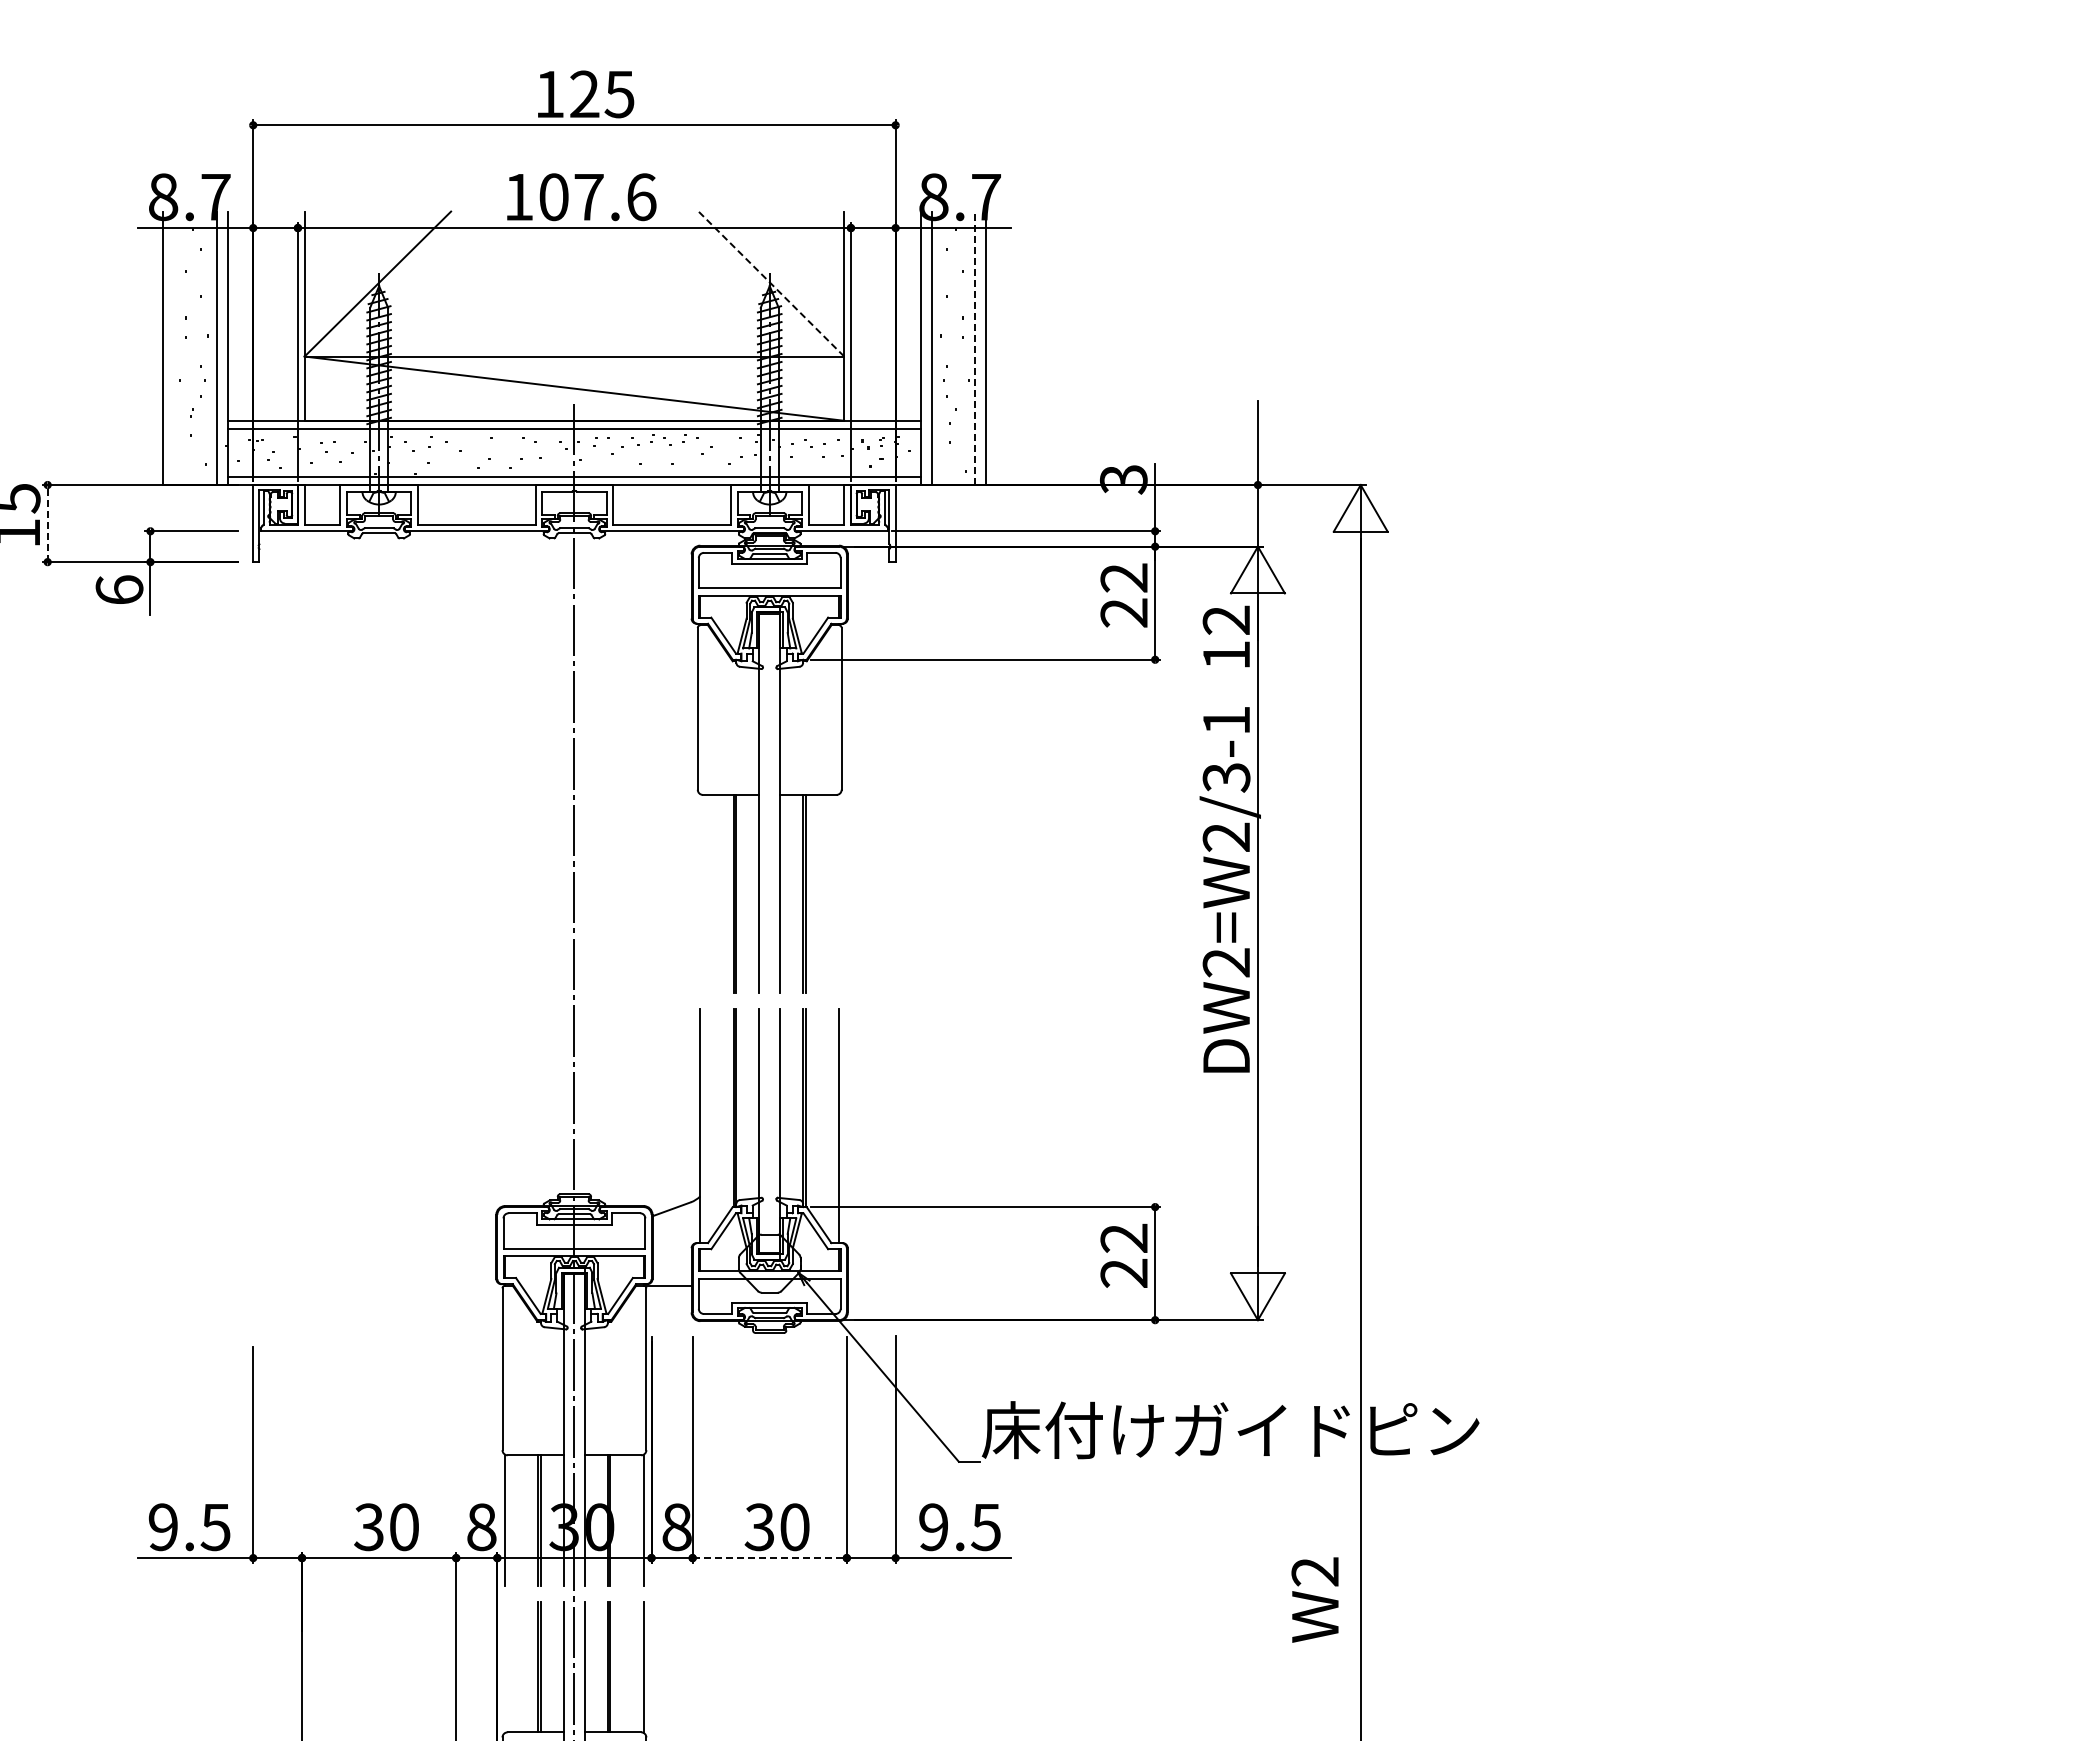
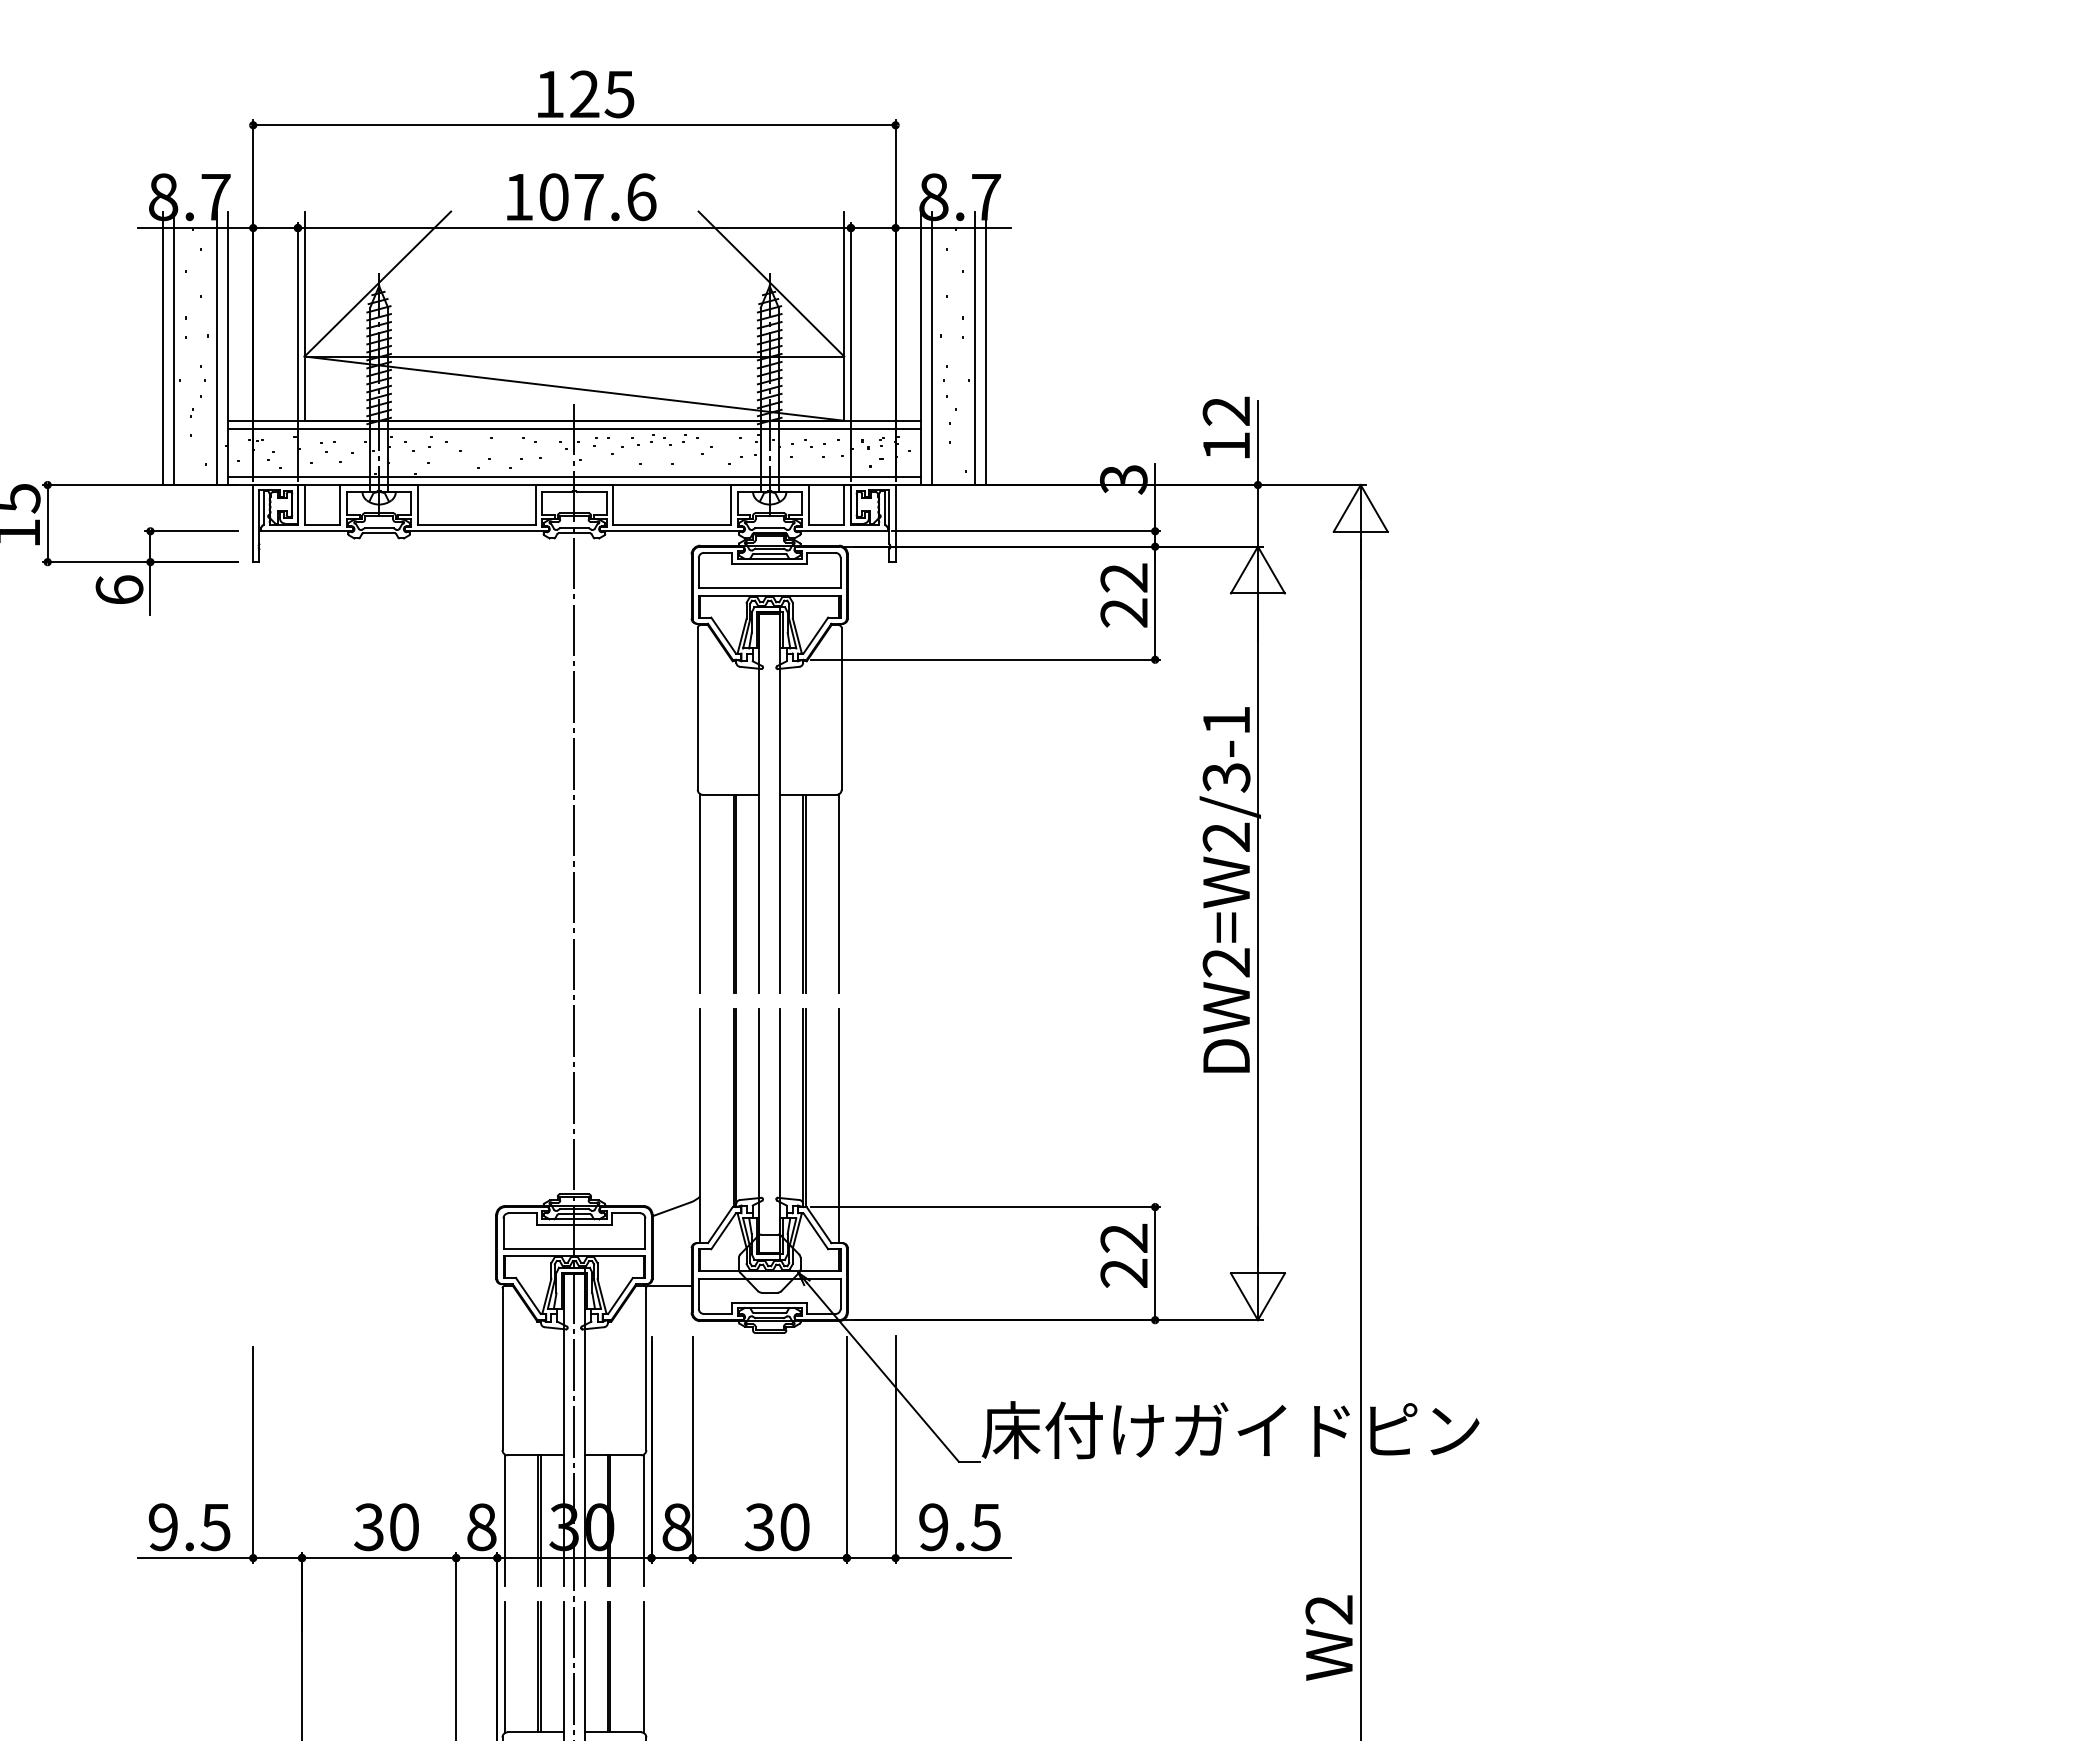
line: dashed -> solid (771, 284)
line: none -> present (173, 348)
line: dashed -> solid (975, 348)
line: dashed -> solid (47, 523)
text position: (1225, 636) -> (1225, 427) (1225, 427)
line: none -> present (700, 893)
line: none -> present (839, 893)
line: dashed -> solid (770, 1558)
text position: (1314, 1599) -> (1328, 1637) (1328, 1637)
line: none -> present (505, 1667)
